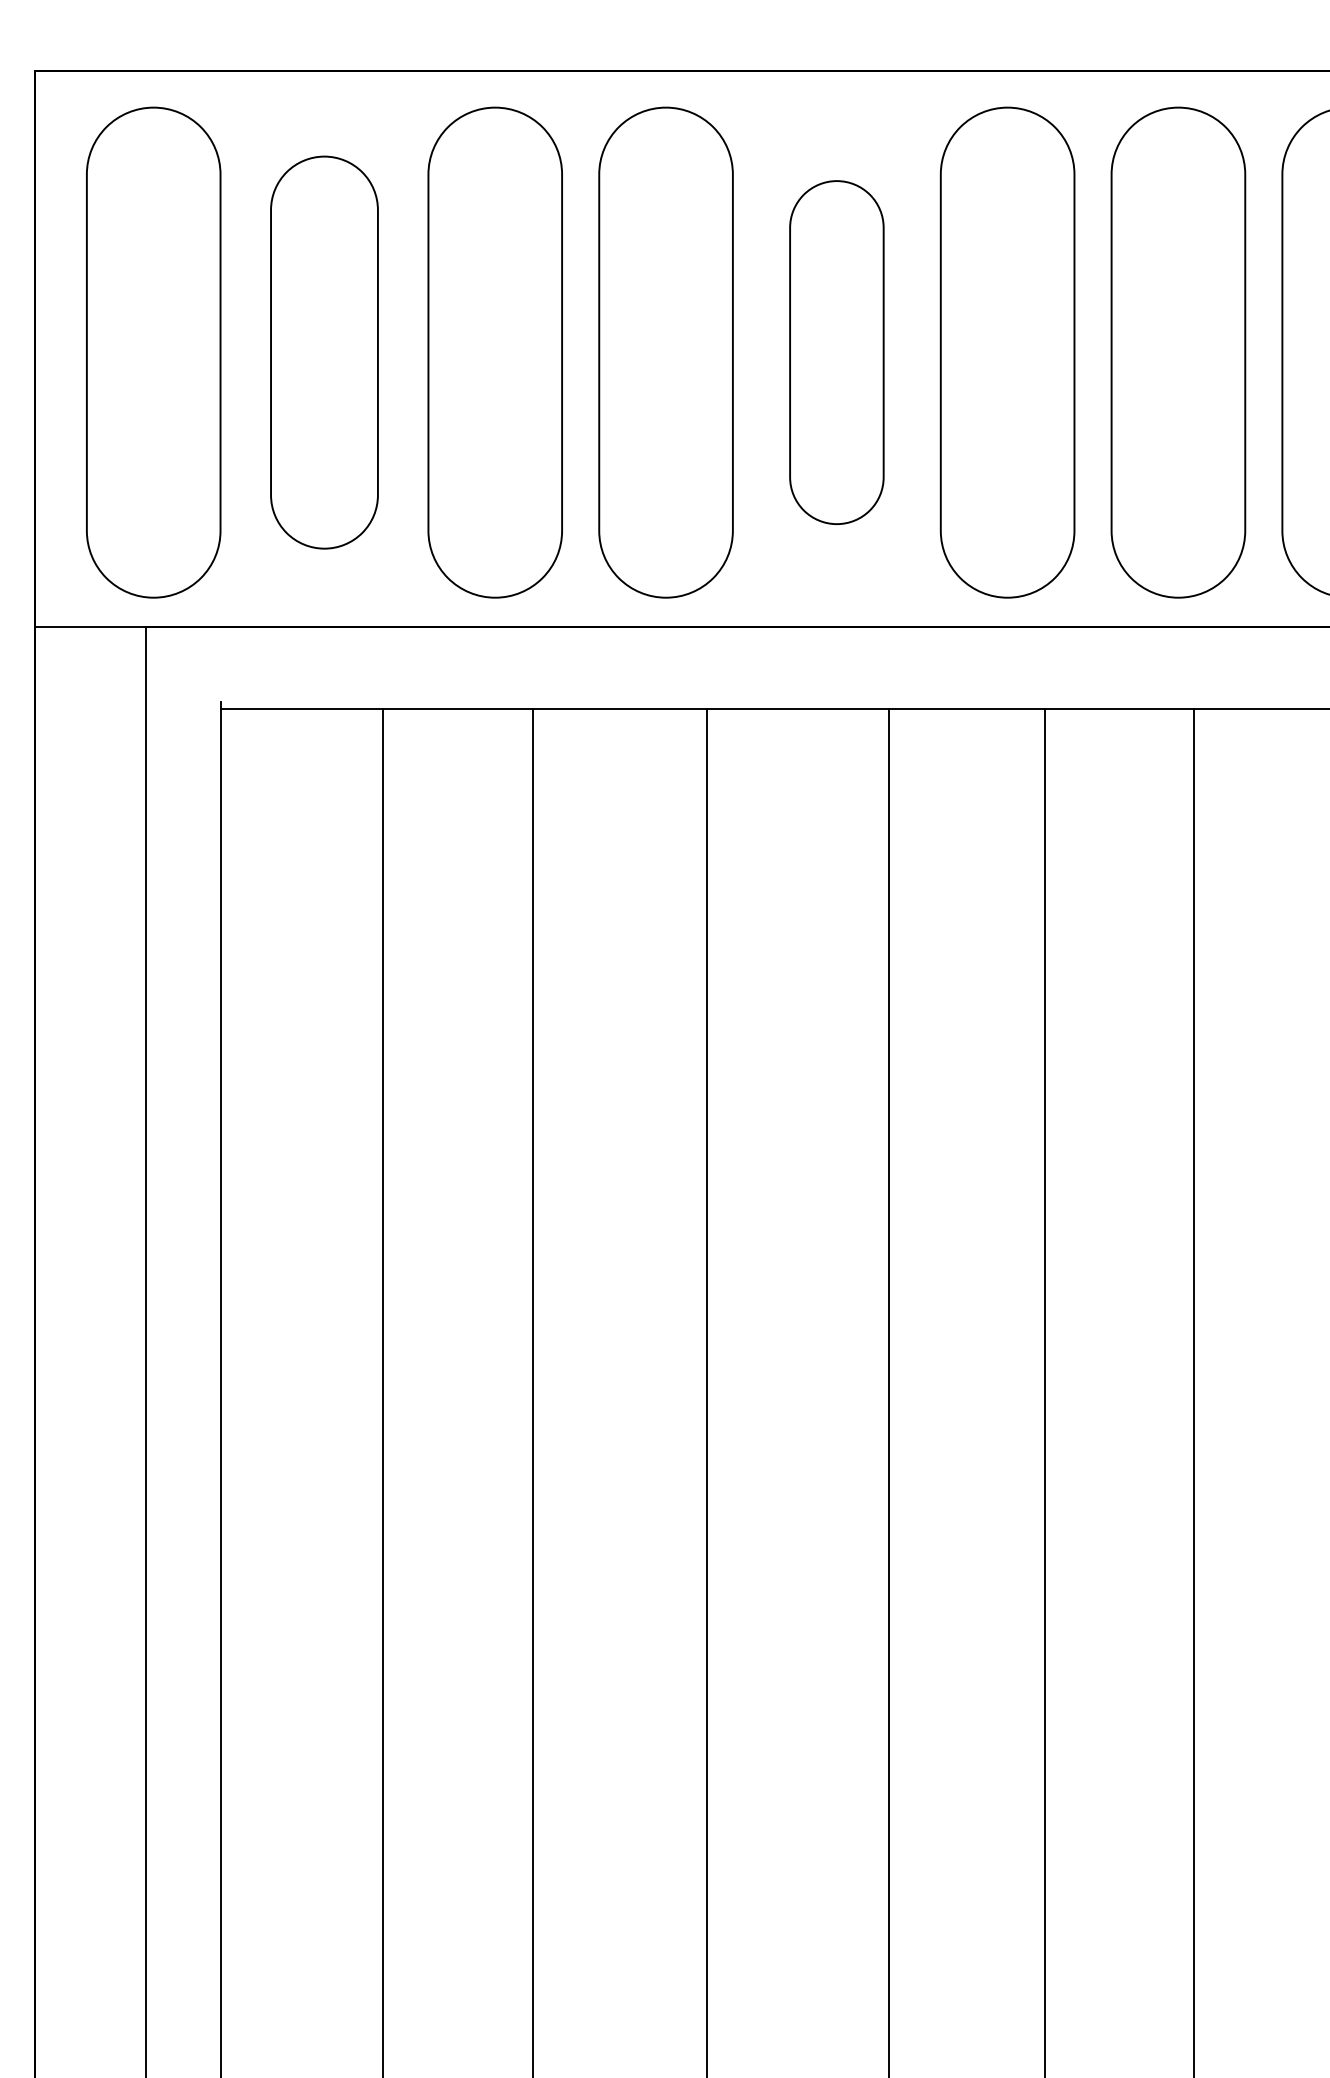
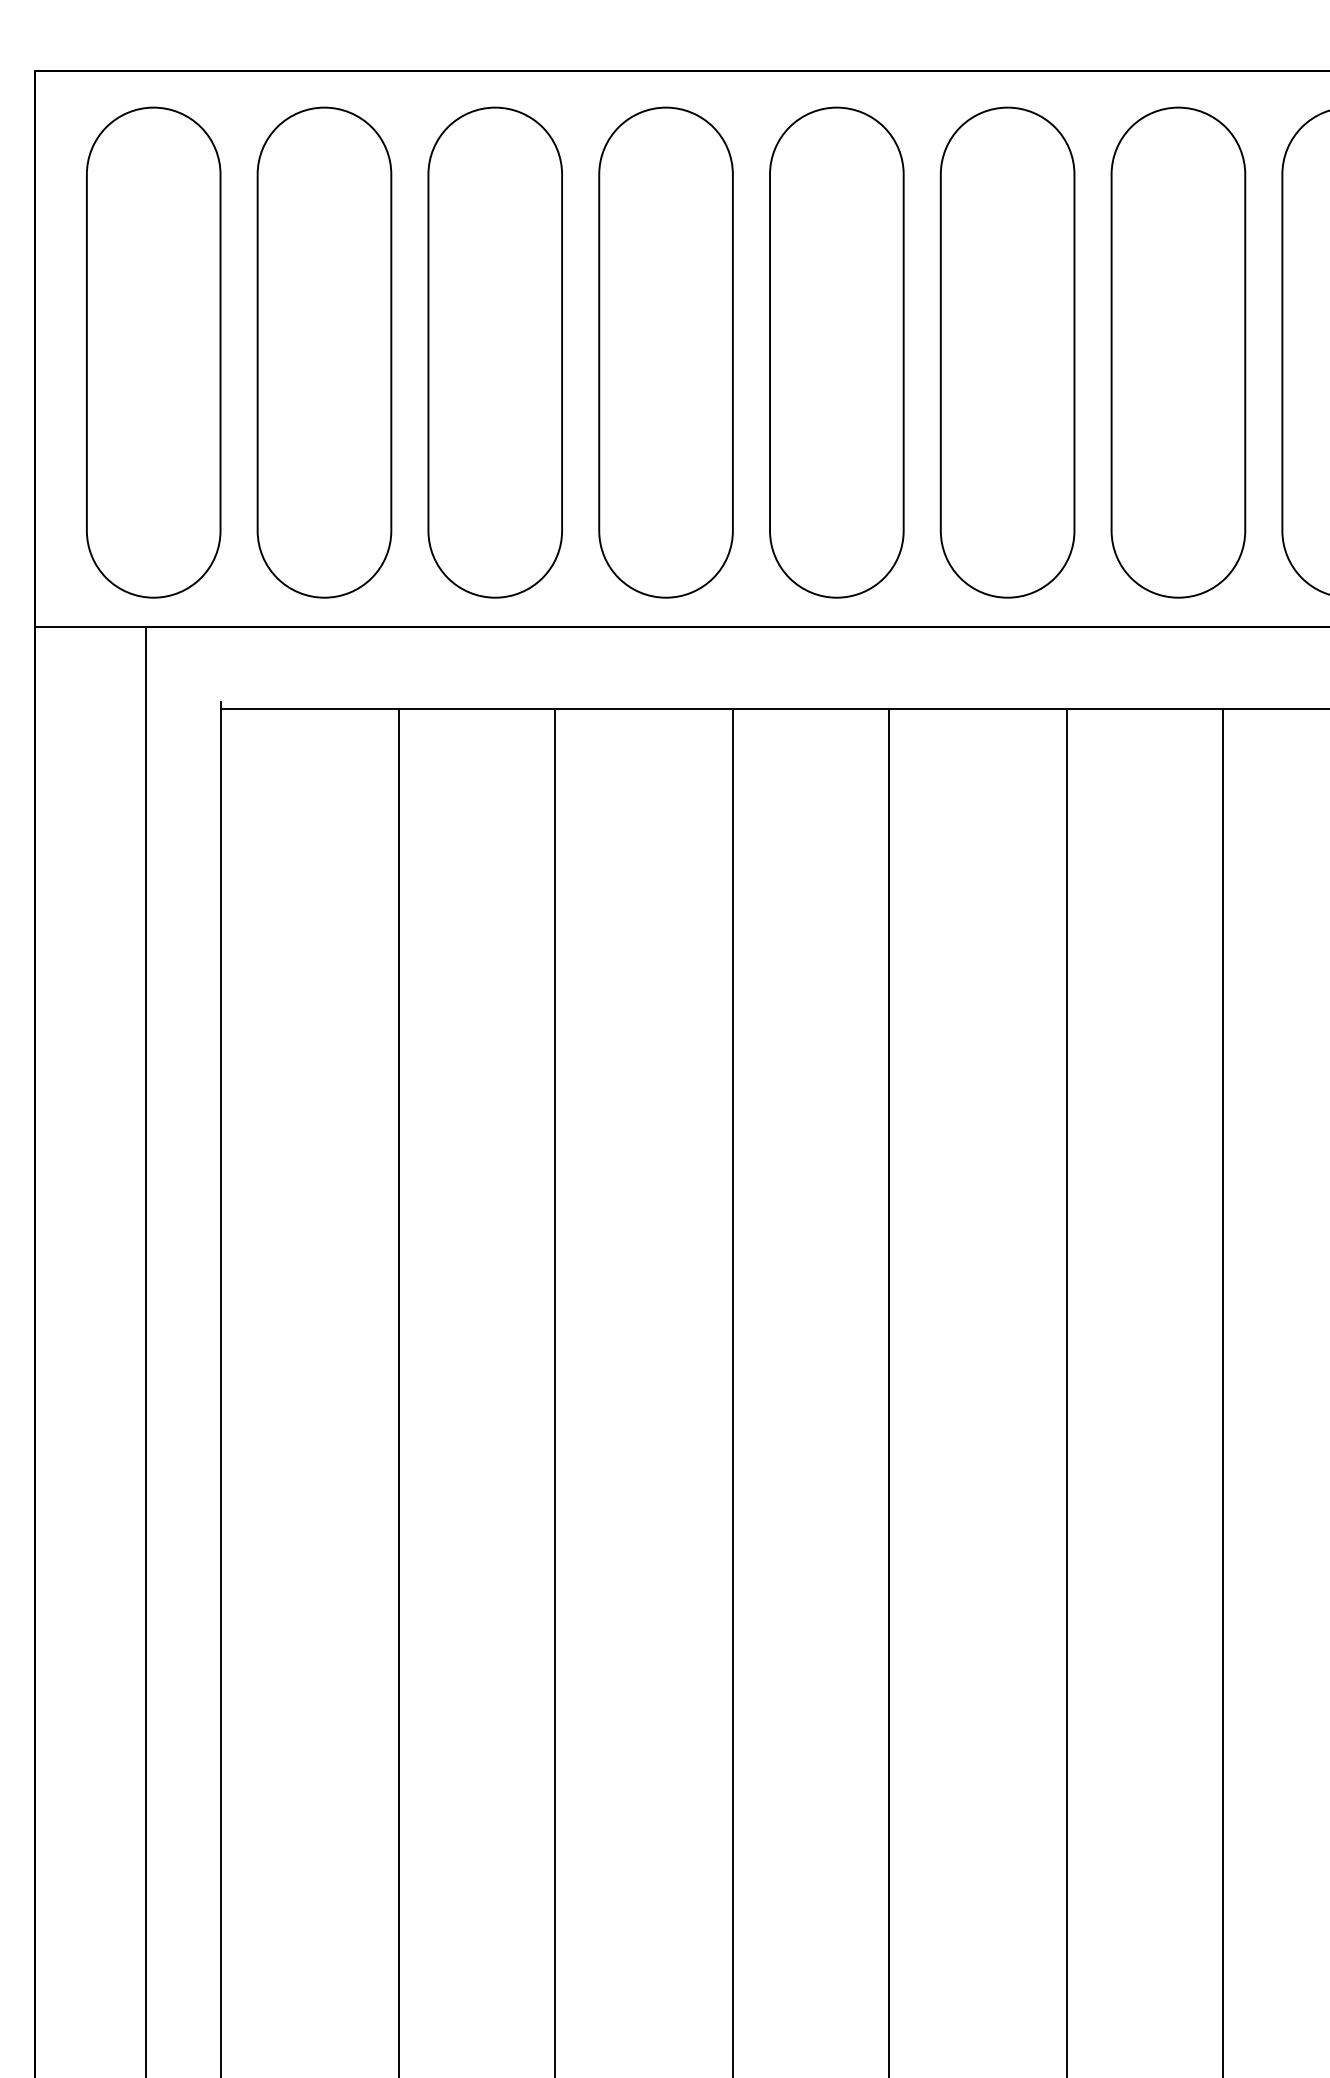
part size: 109x395 px -> 137x493 px (324, 352)
part size: 96x345 px -> 136x493 px (836, 352)
line position: (382, 1391) -> (398, 1391) (398, 1391)
line position: (532, 1391) -> (554, 1391) (554, 1391)
line position: (706, 1391) -> (732, 1391) (732, 1391)
line position: (1045, 1391) -> (1067, 1391) (1067, 1391)
line position: (1193, 1391) -> (1222, 1391) (1222, 1391)
